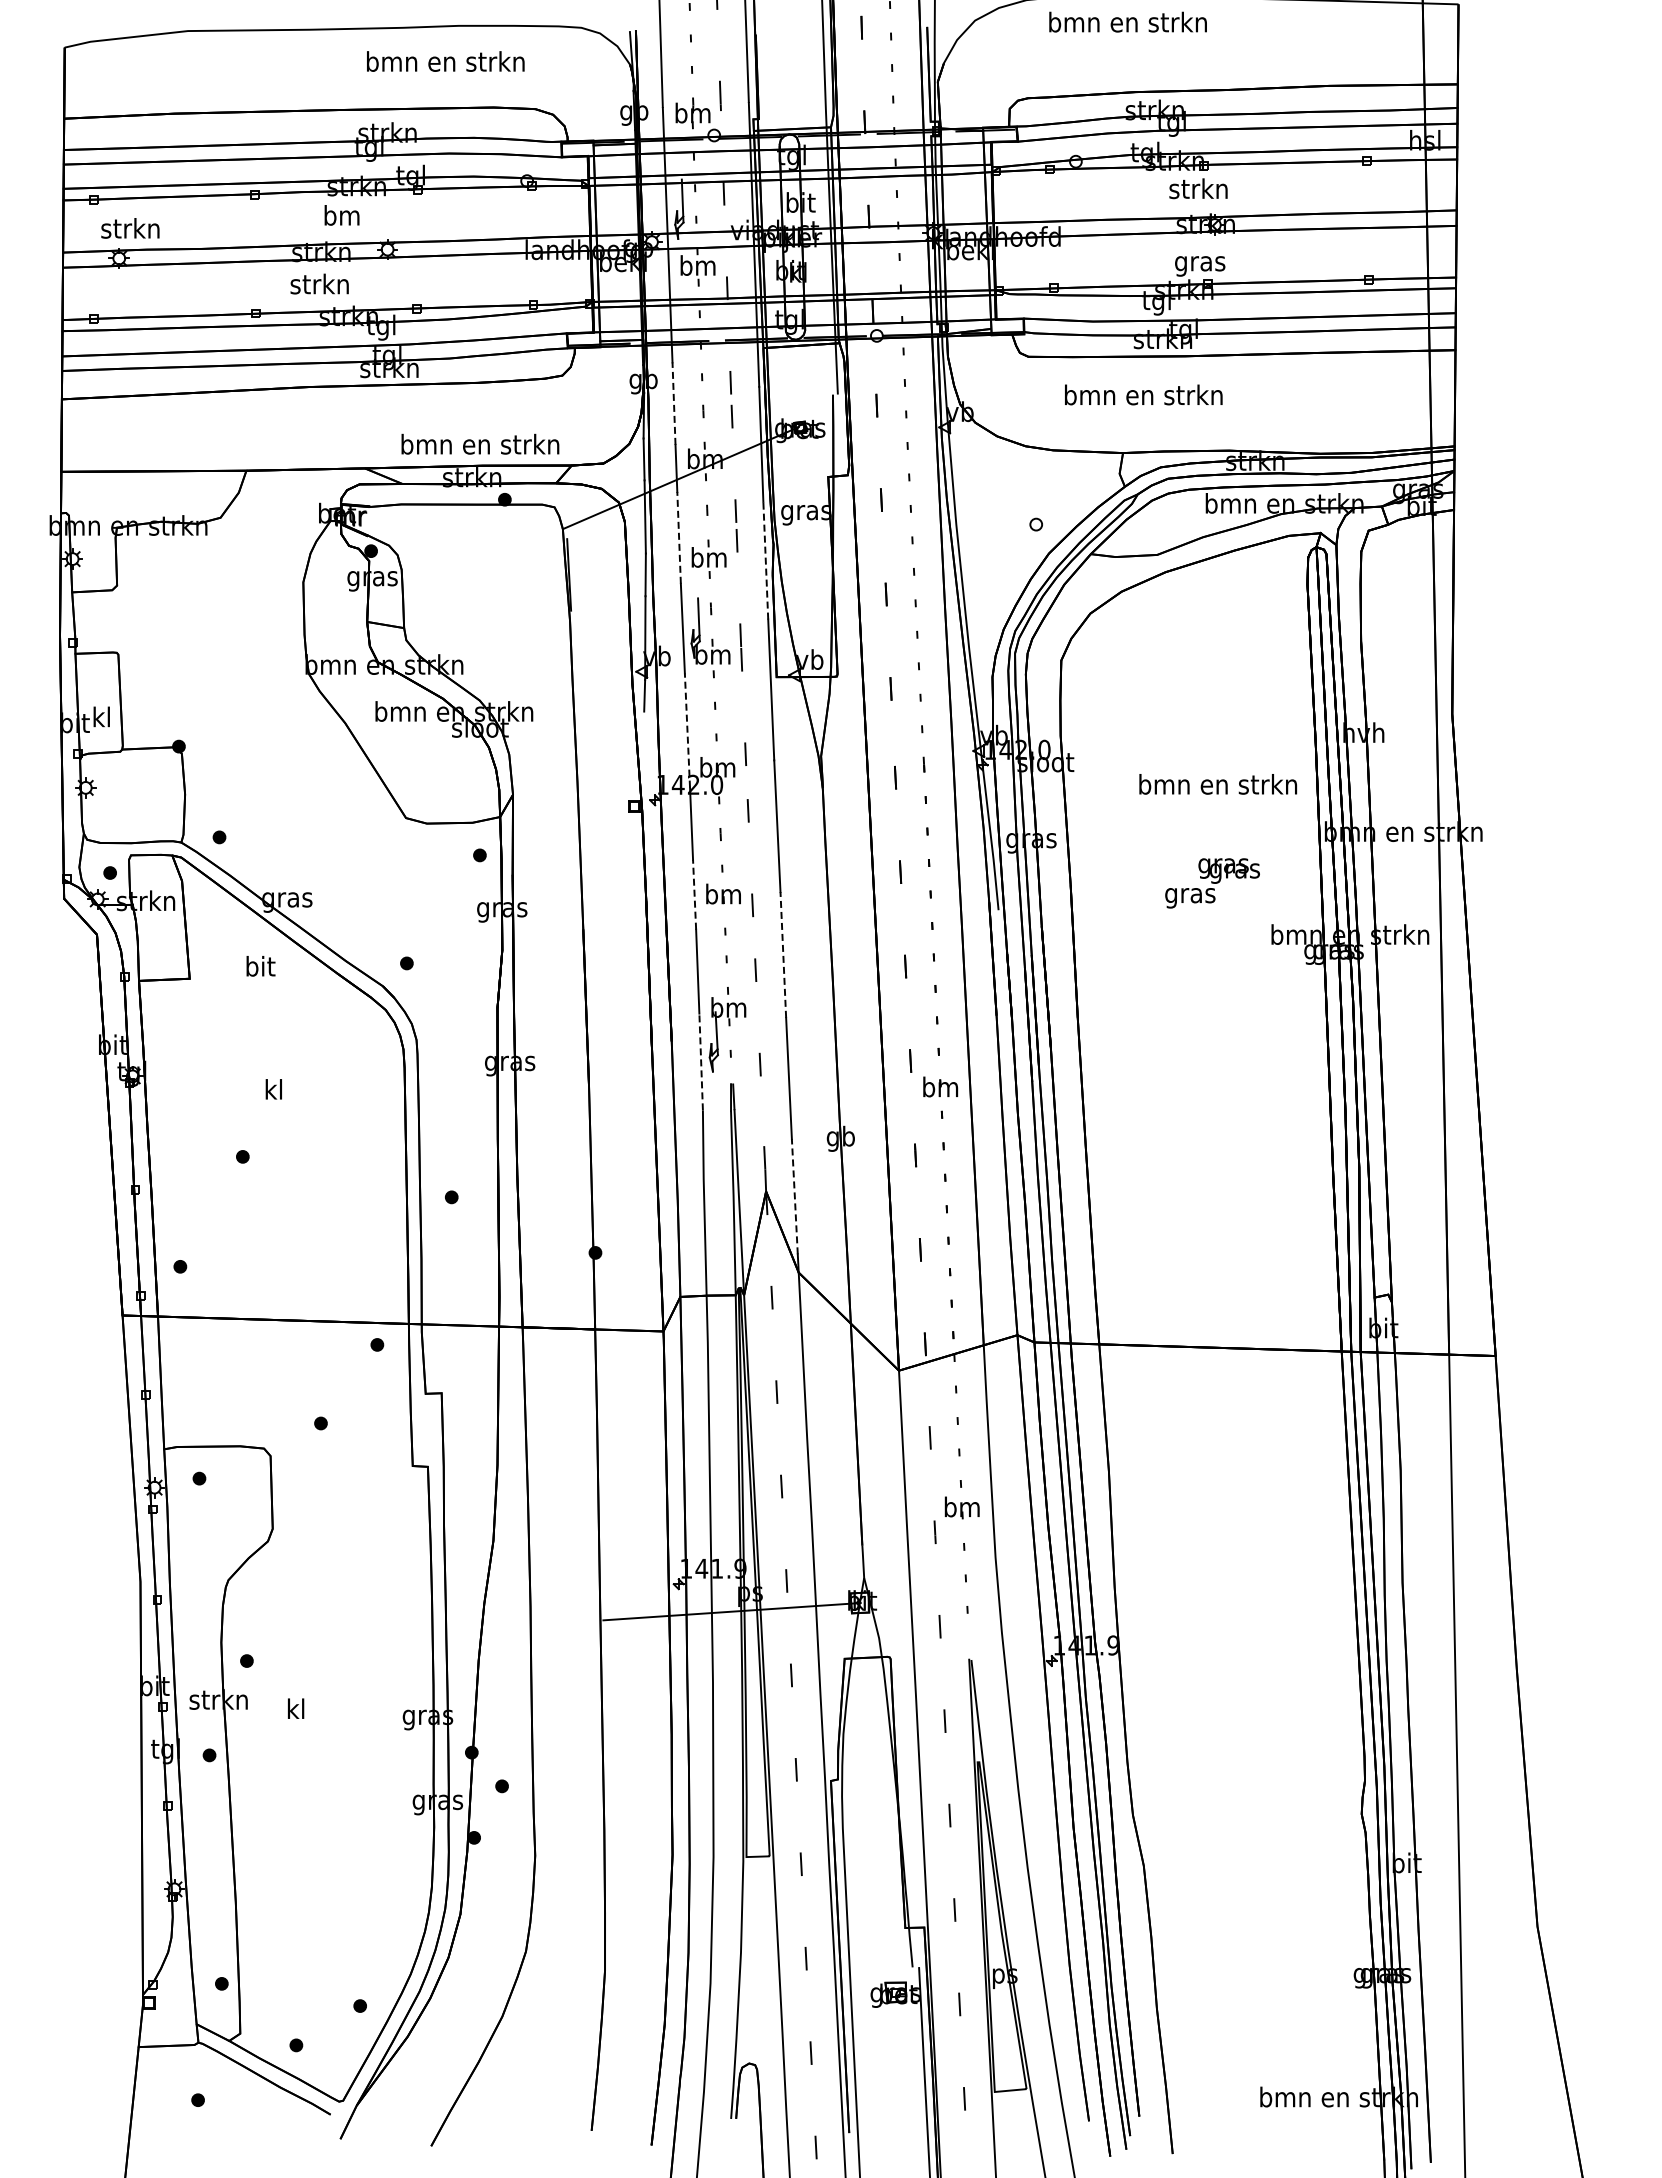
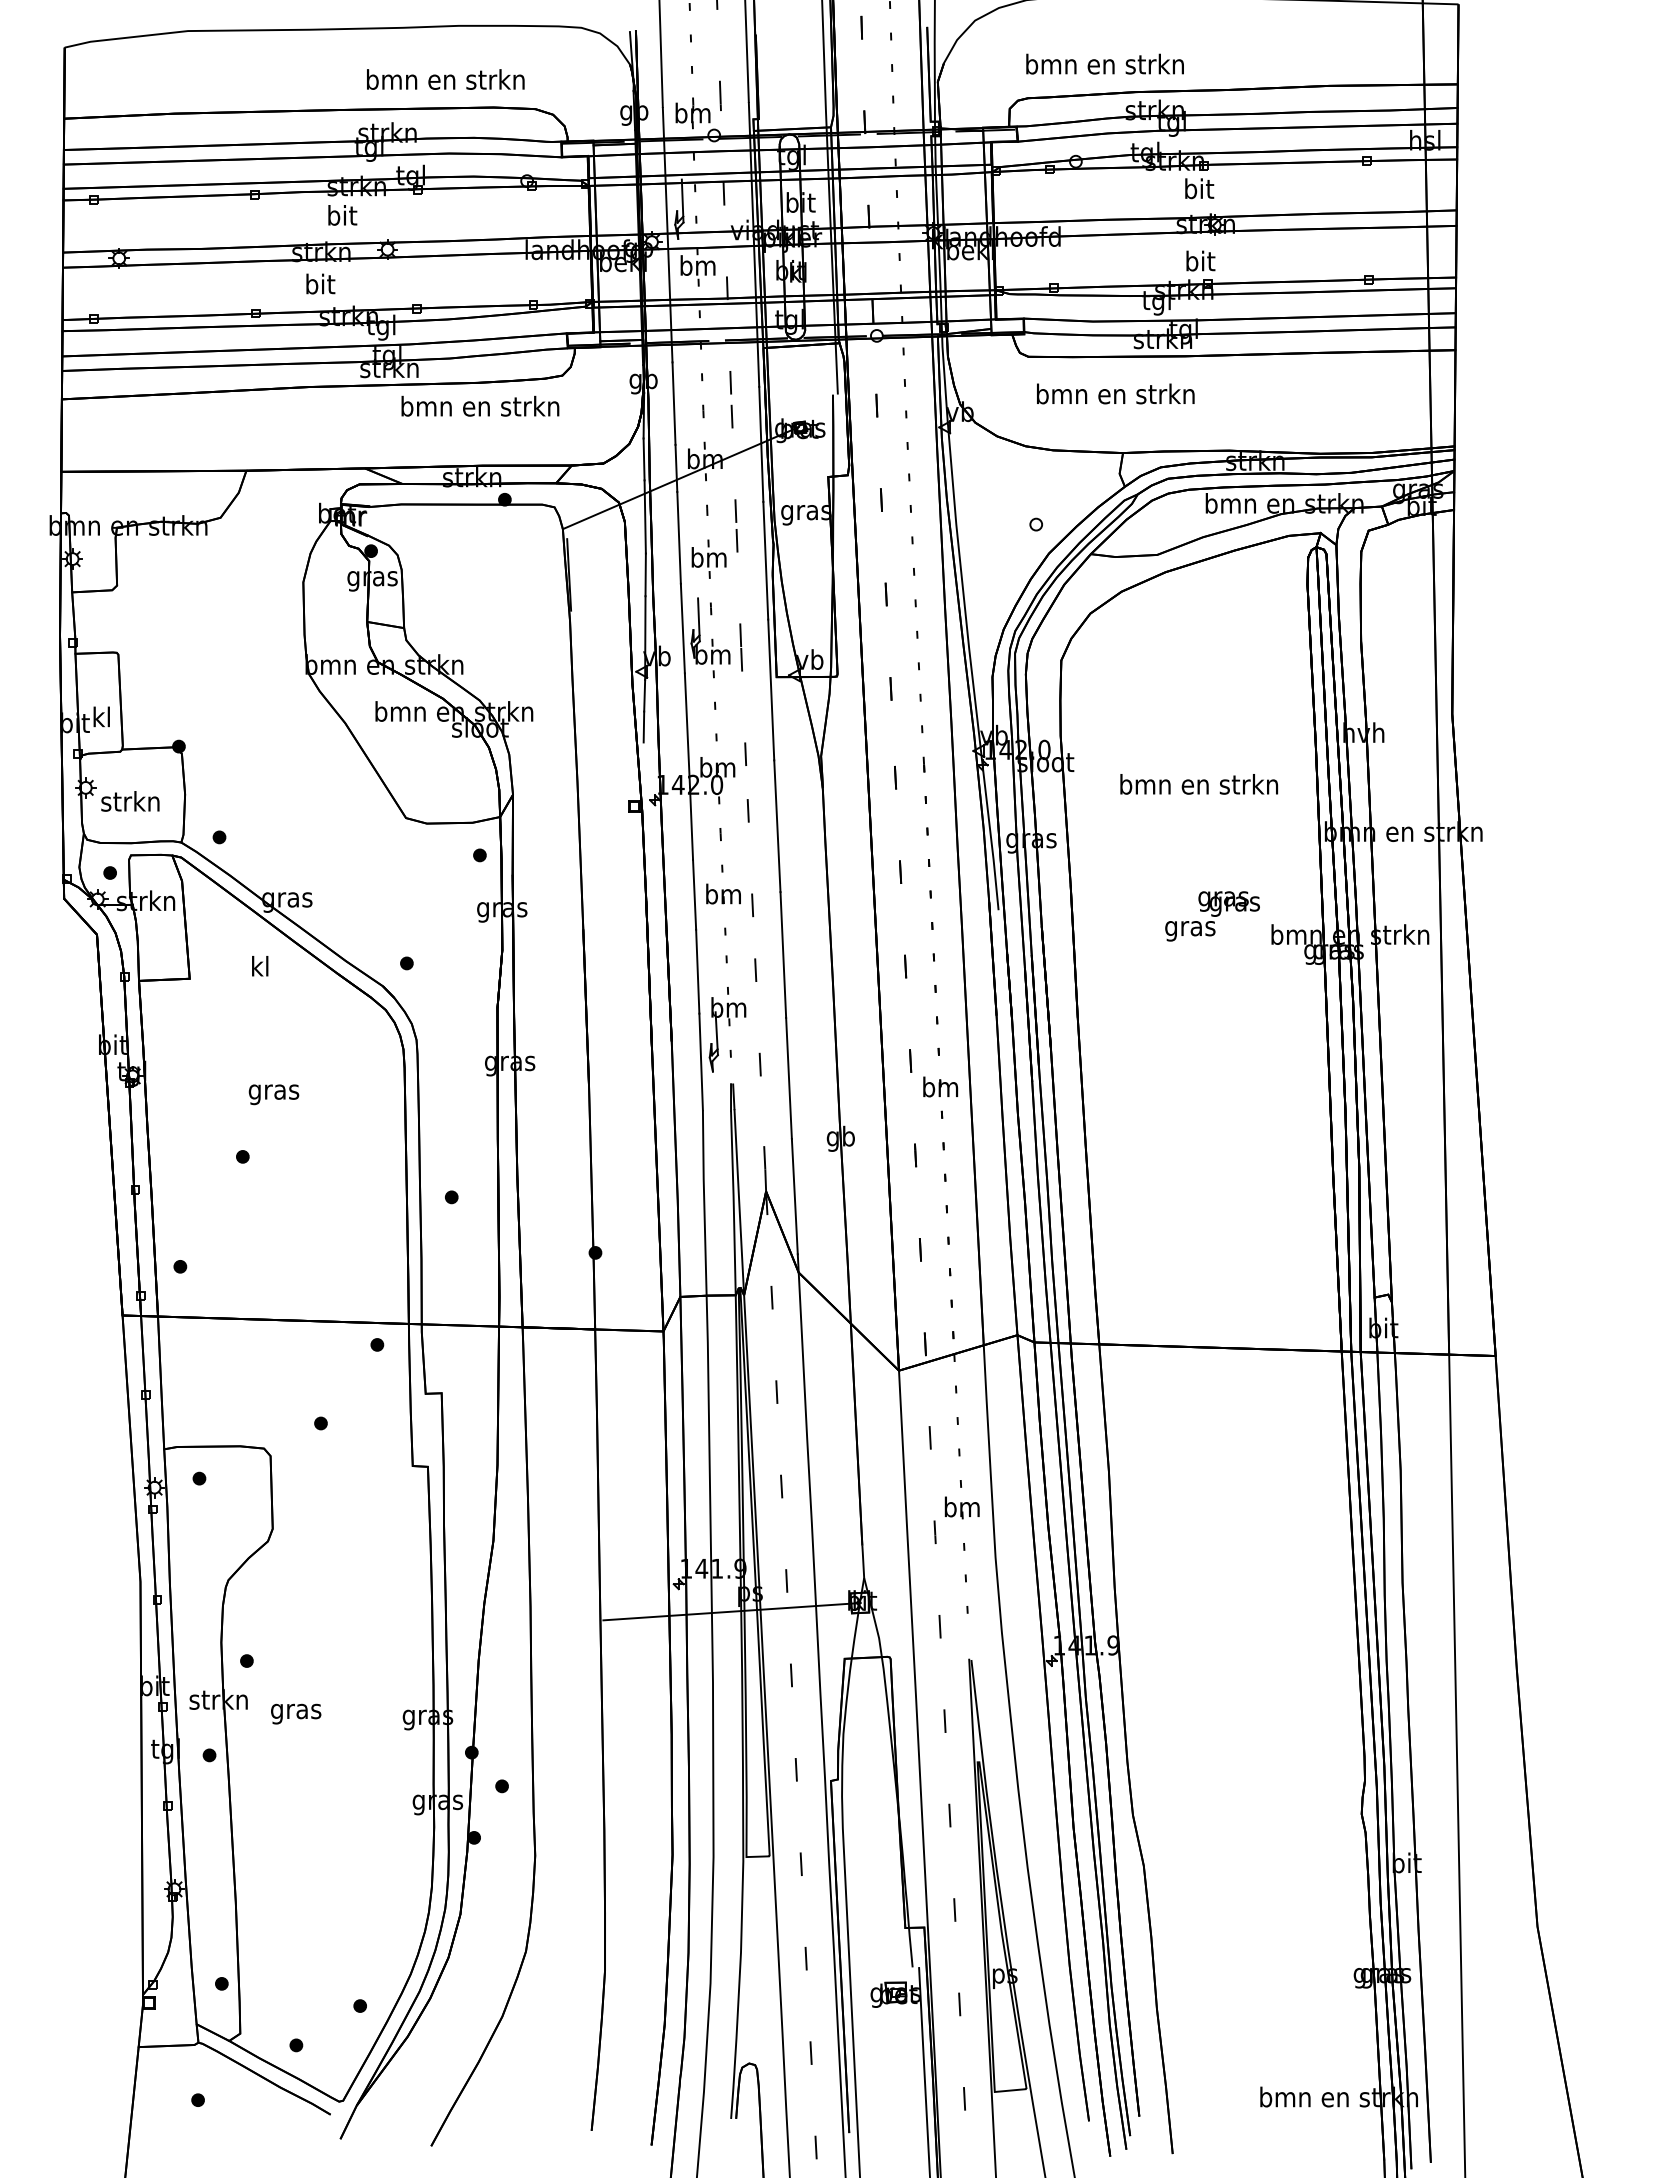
text position: (1127, 21) -> (1104, 63) (1104, 63)
text position: (445, 61) -> (445, 79) (445, 79)
text: strkn -> bit (1198, 188)
text: bm -> bit (341, 215)
text position: (130, 228) -> (130, 801) (130, 801)
text: gras -> bit (1200, 263)
text: strkn -> bit (319, 283)
text position: (1143, 394) -> (1115, 393) (1115, 393)
line: dashed -> solid (673, 403)
text position: (480, 443) -> (480, 405) (480, 405)
line: dashed -> solid (679, 537)
line: dashed -> solid (765, 560)
line: none -> present (643, 726)
line: dashed -> solid (687, 730)
text position: (1218, 784) -> (1199, 784) (1199, 784)
text position: (1212, 883) -> (1212, 916) (1212, 916)
line: dashed -> solid (694, 894)
line: dashed -> solid (783, 954)
text: bit -> kl (260, 966)
line: dashed -> solid (701, 1061)
text: kl -> gras (273, 1092)
line: dashed -> solid (794, 1196)
text: kl -> gras (296, 1711)
